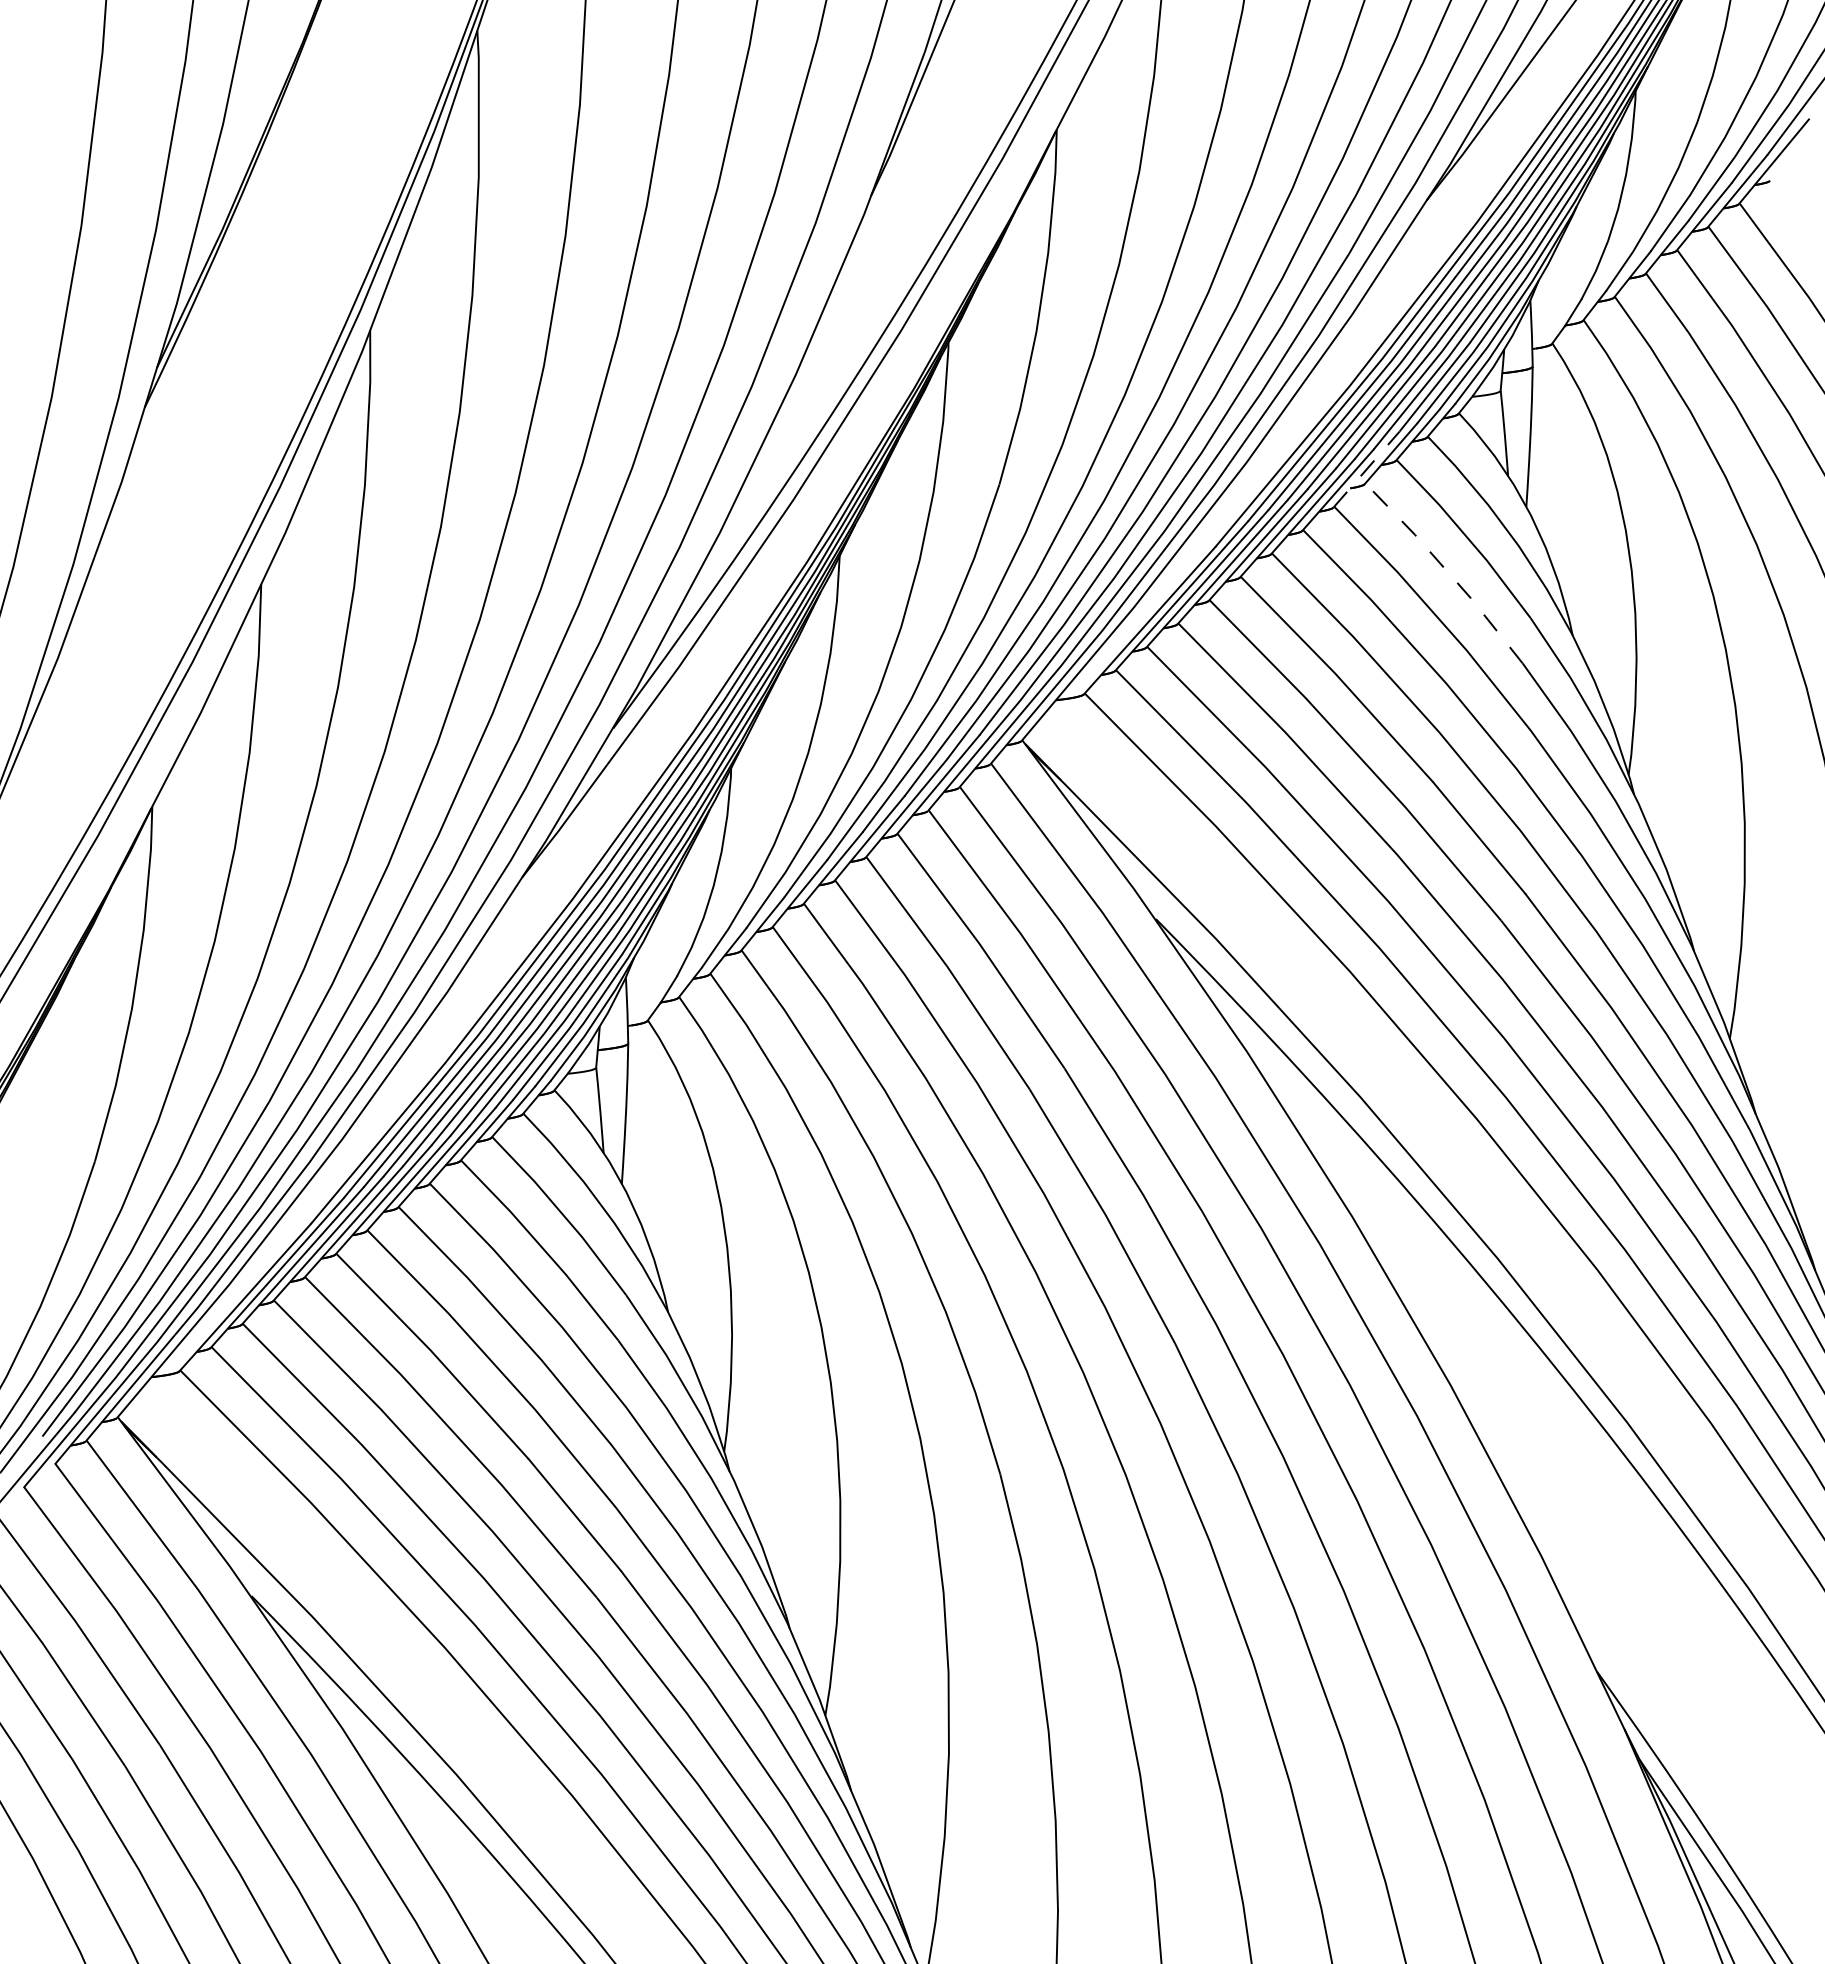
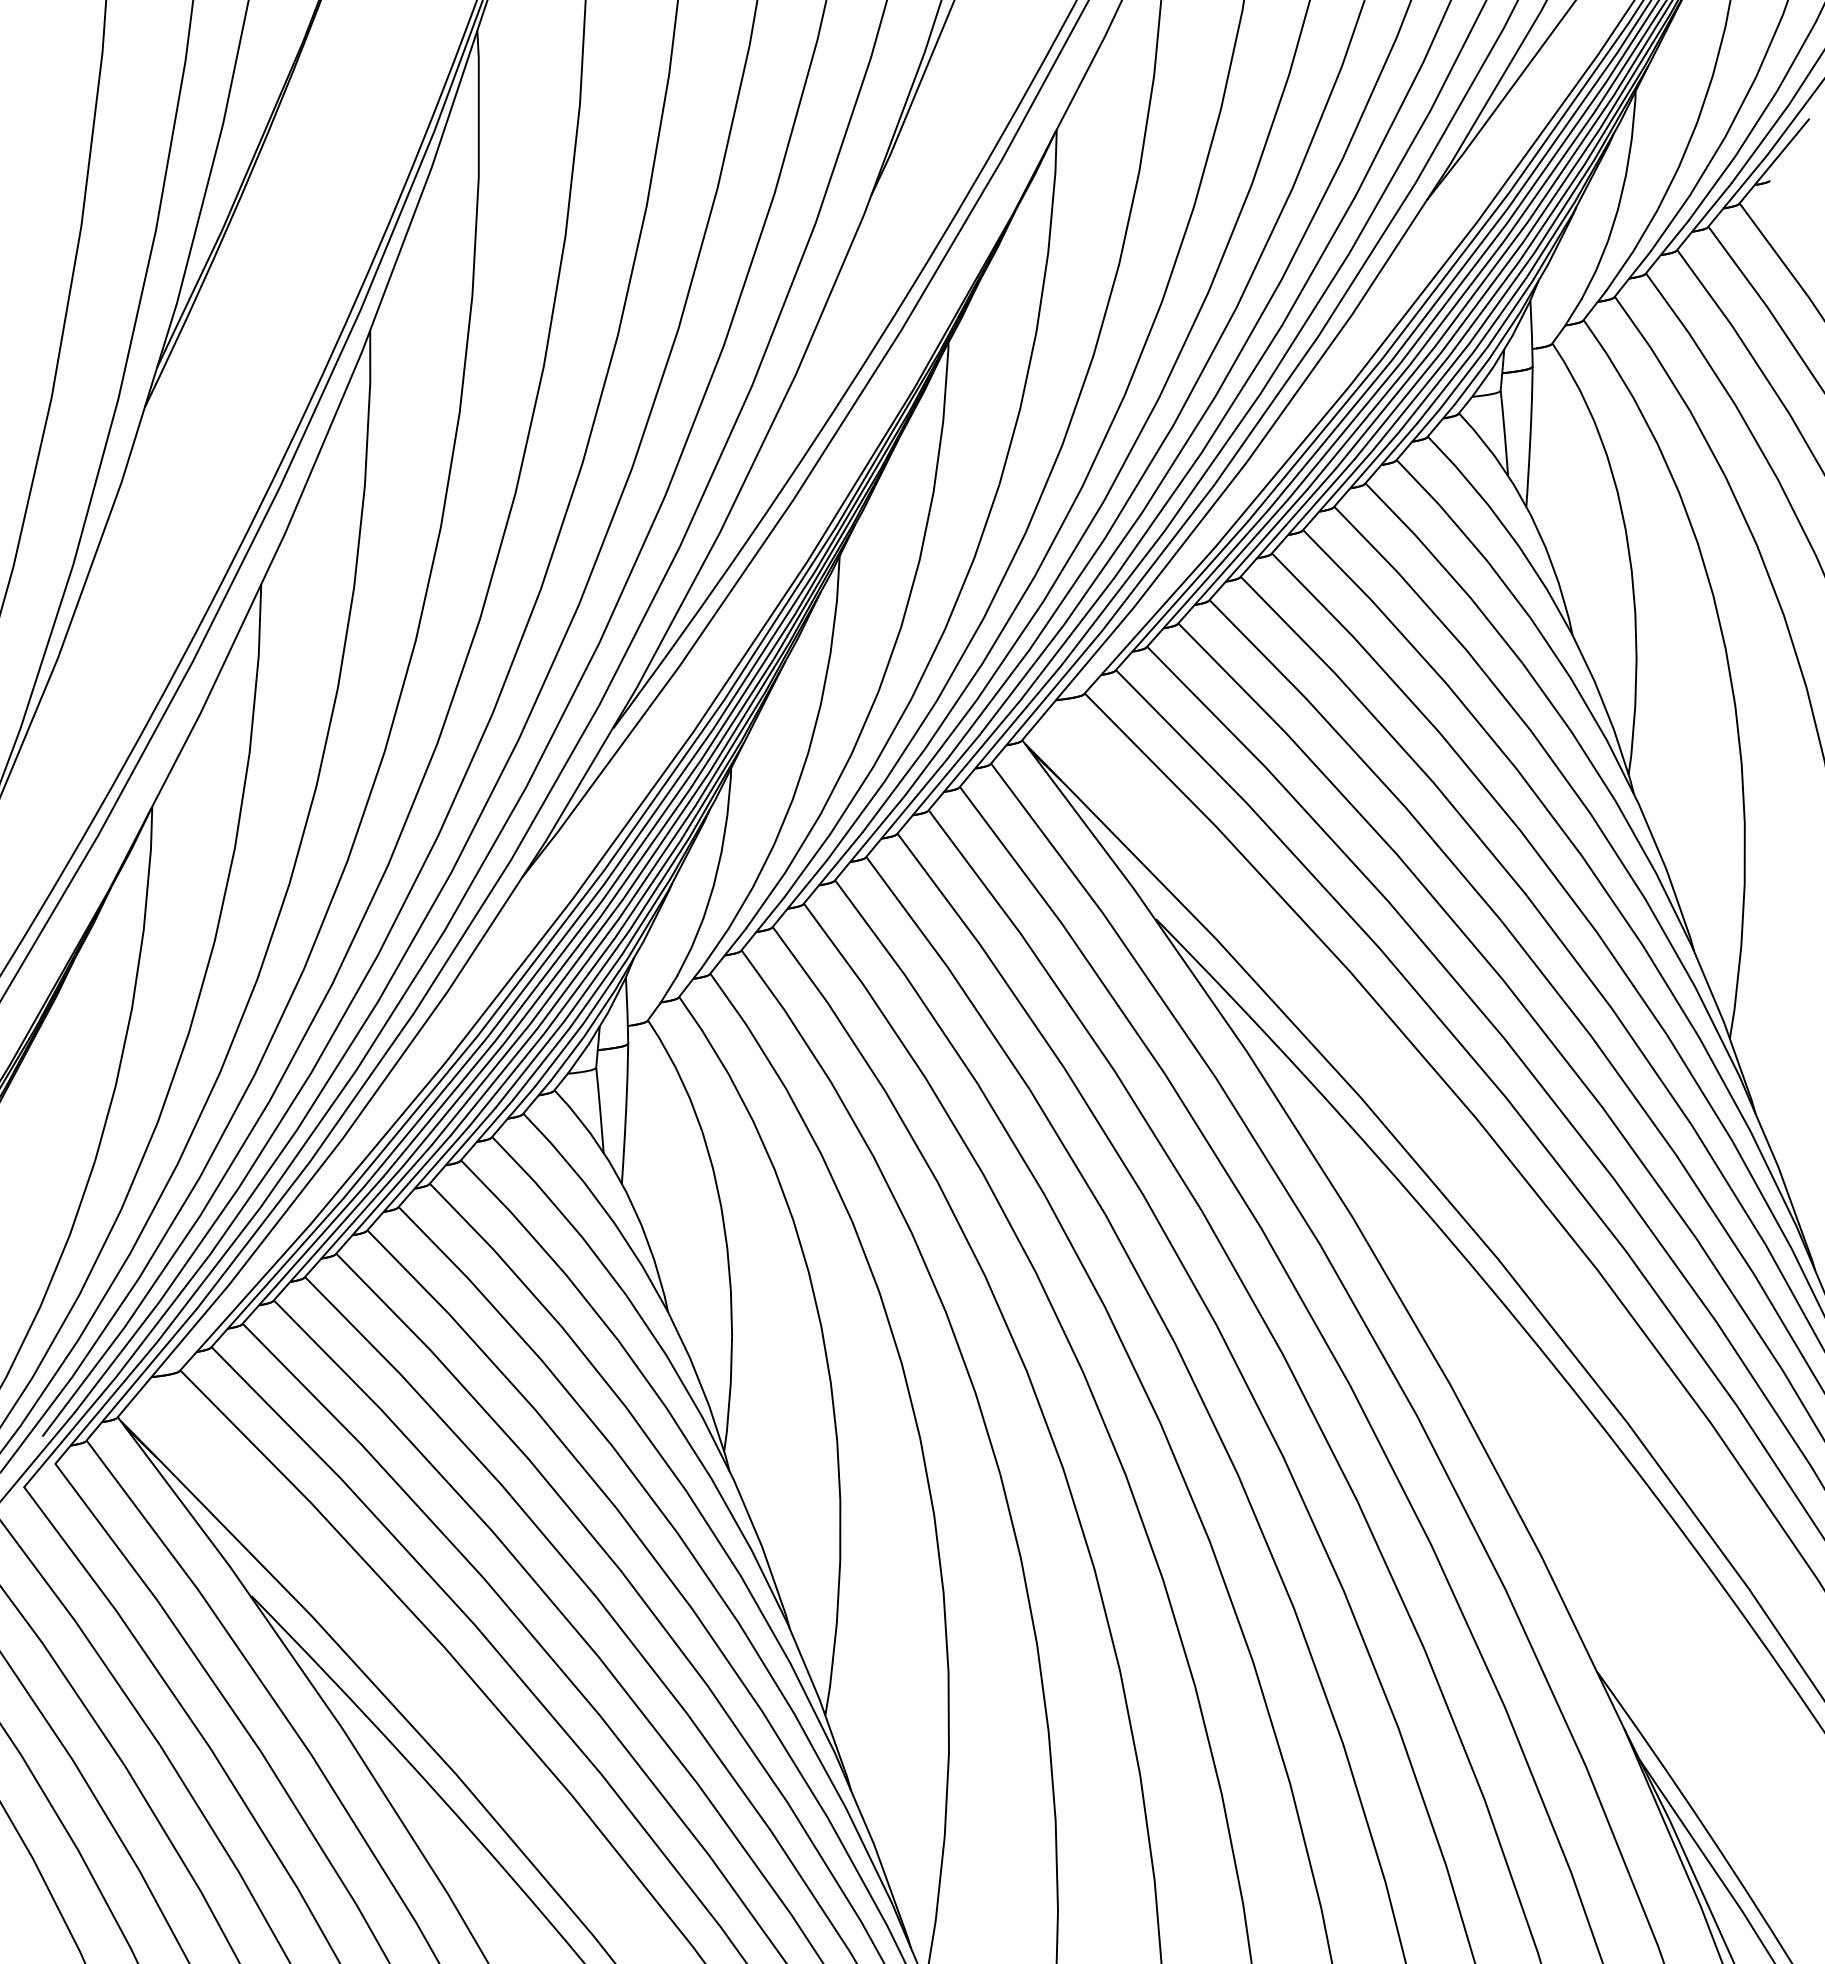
line: dashed -> solid (1366, 469)
line: dashed -> solid (1446, 570)
